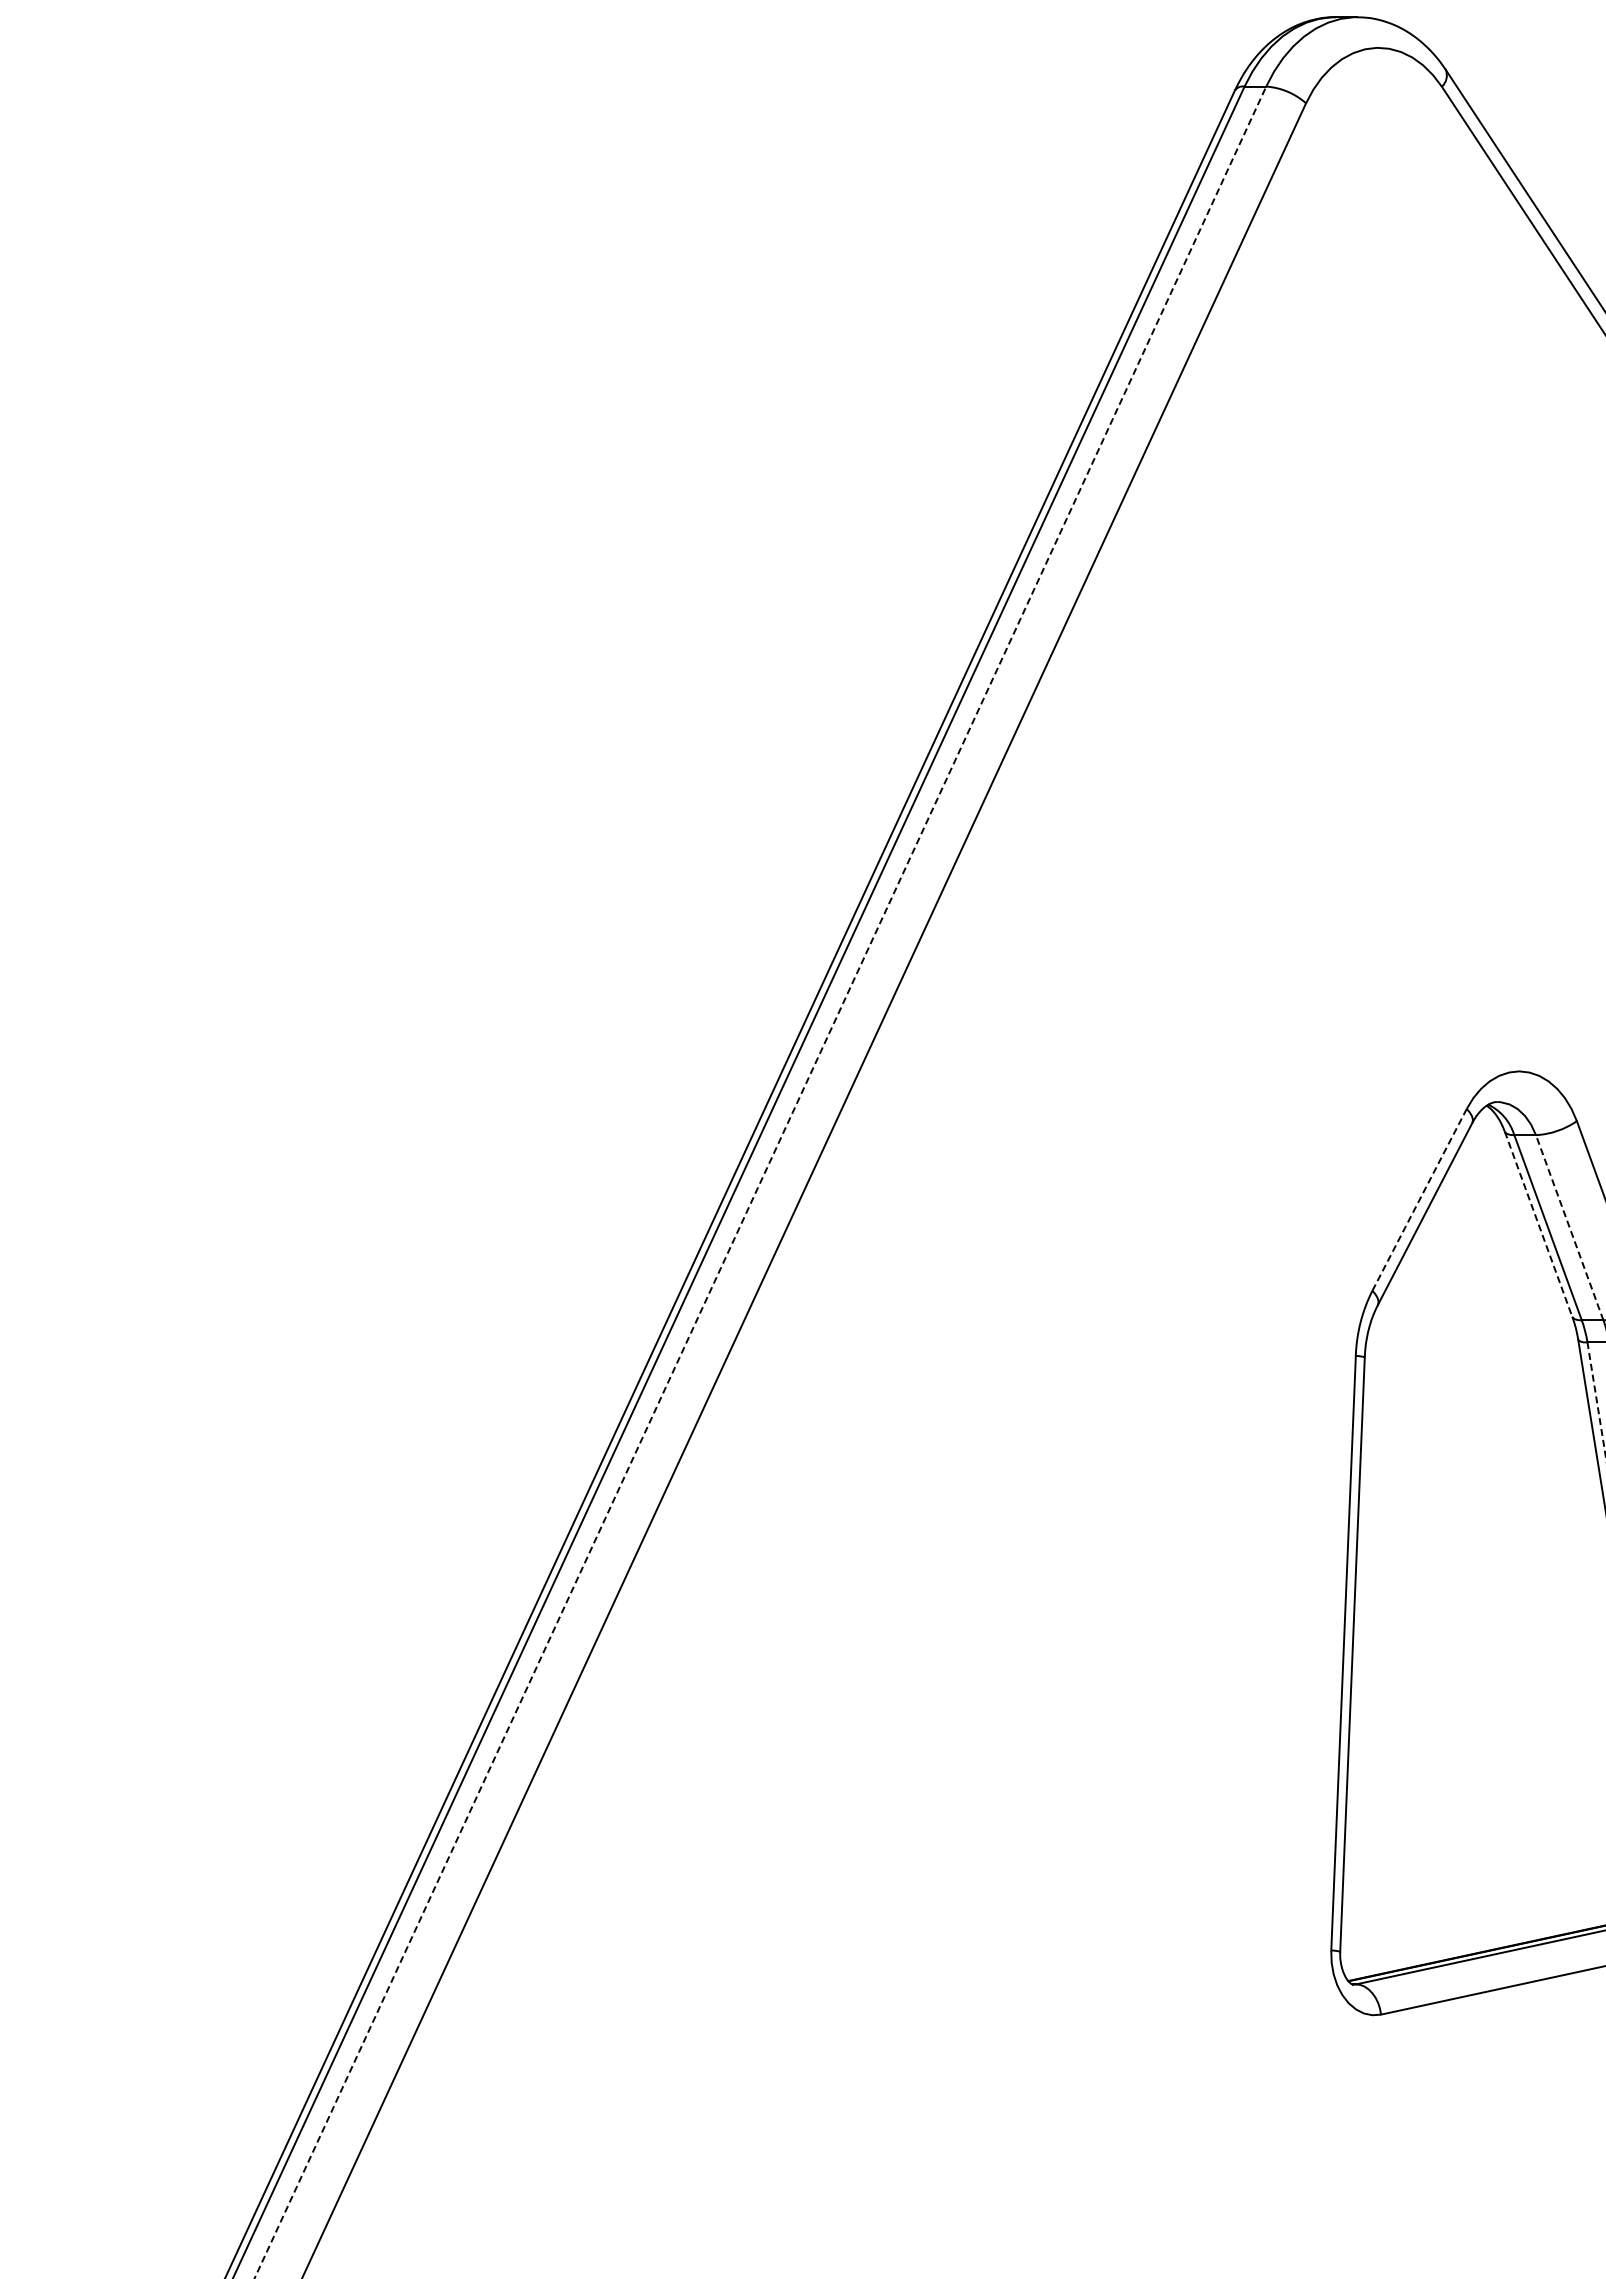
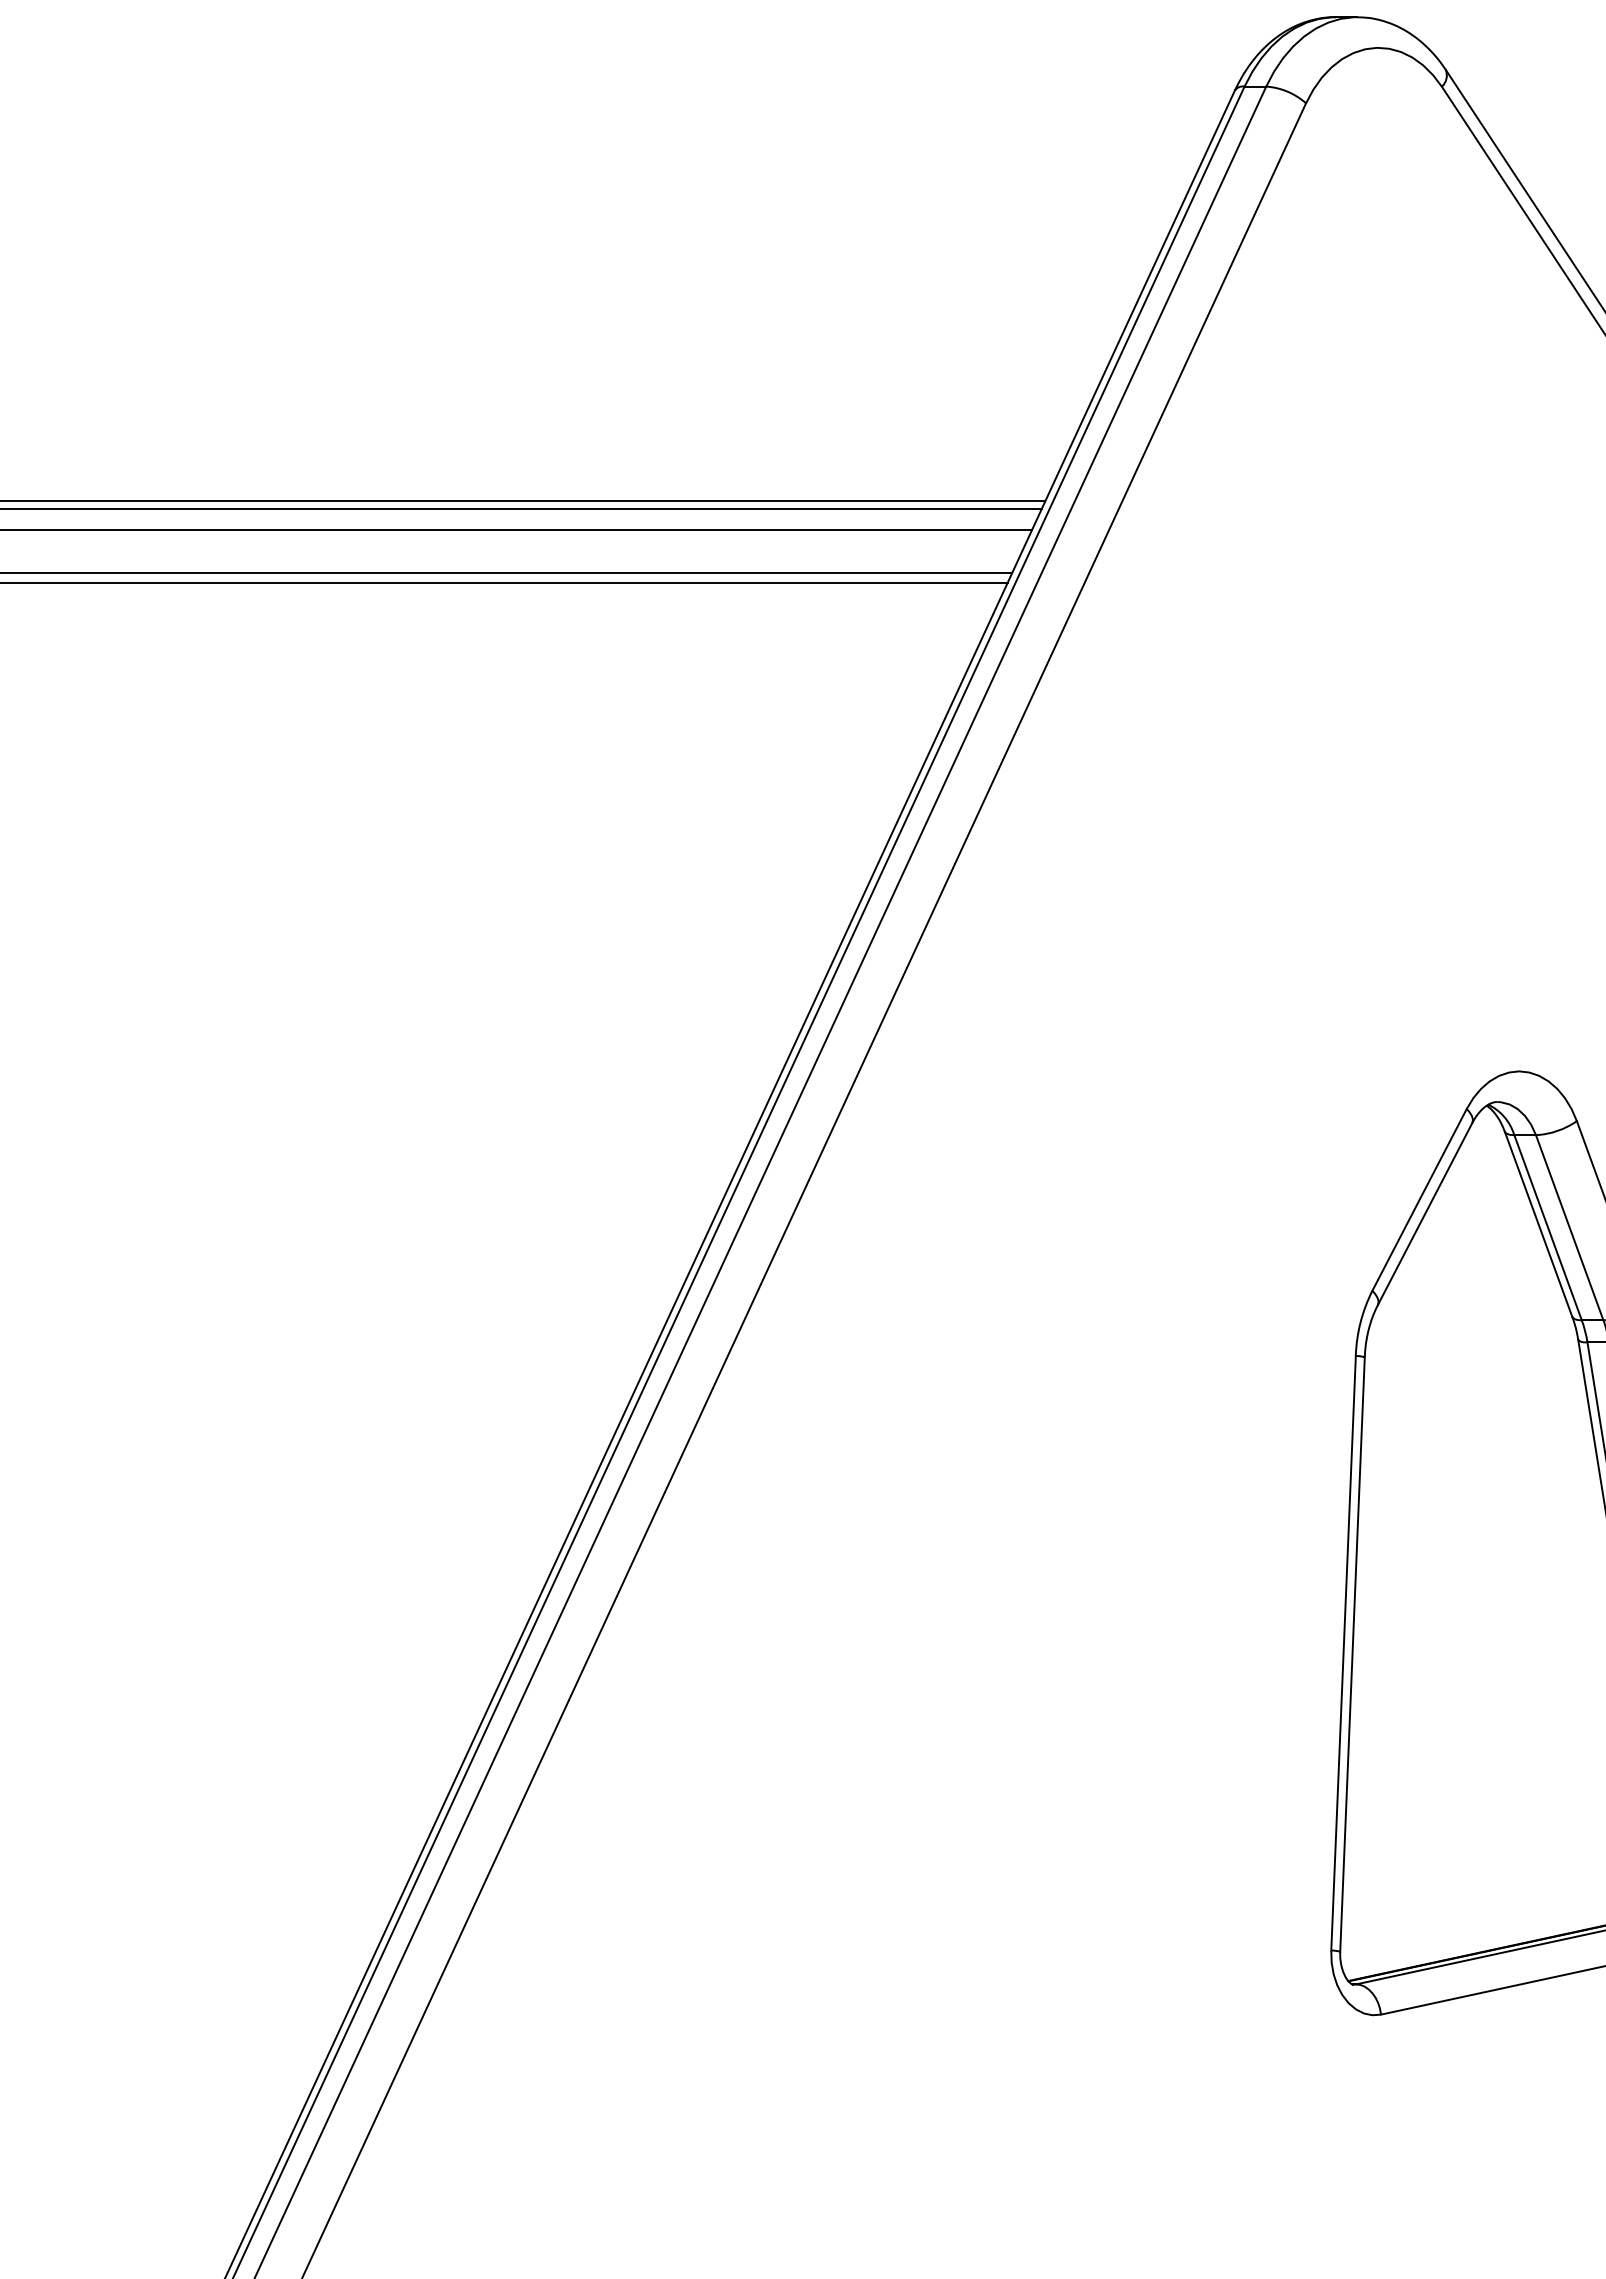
line: none -> present (523, 501)
line: none -> present (521, 509)
line: none -> present (516, 530)
line: none -> present (507, 573)
line: none -> present (504, 583)
line: dashed -> solid (760, 1182)
line: dashed -> solid (1419, 1199)
line: dashed -> solid (1538, 1224)
line: dashed -> solid (1569, 1227)
line: dashed -> solid (1596, 1400)
